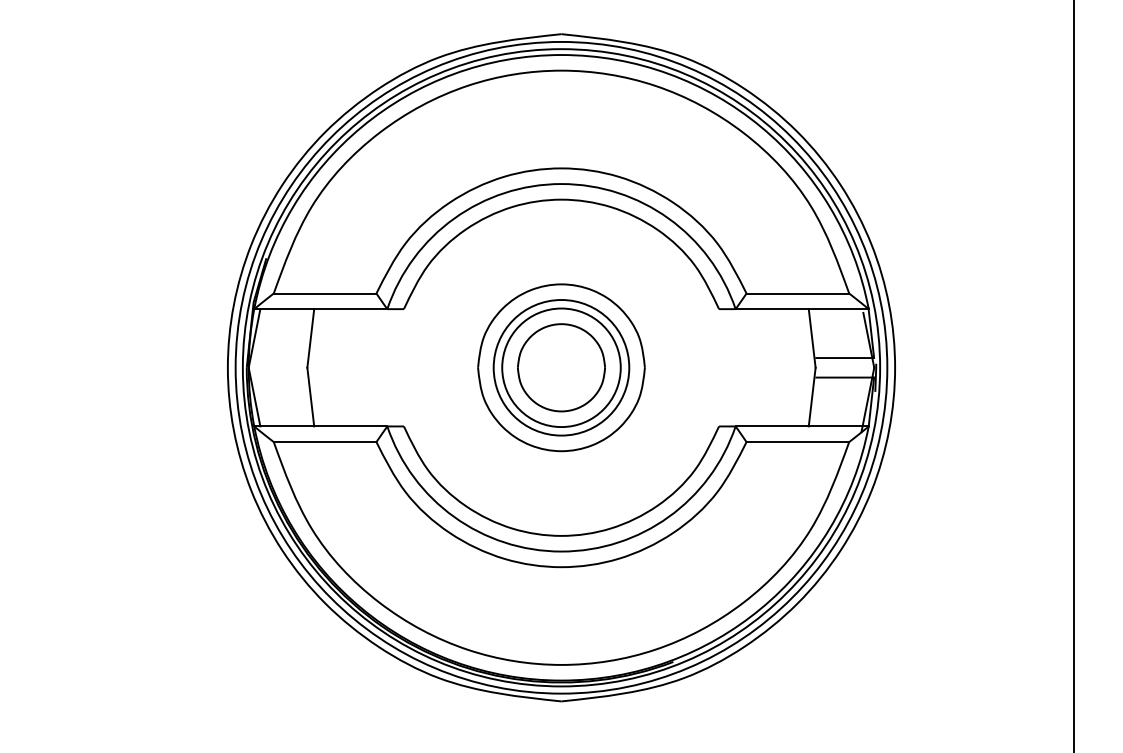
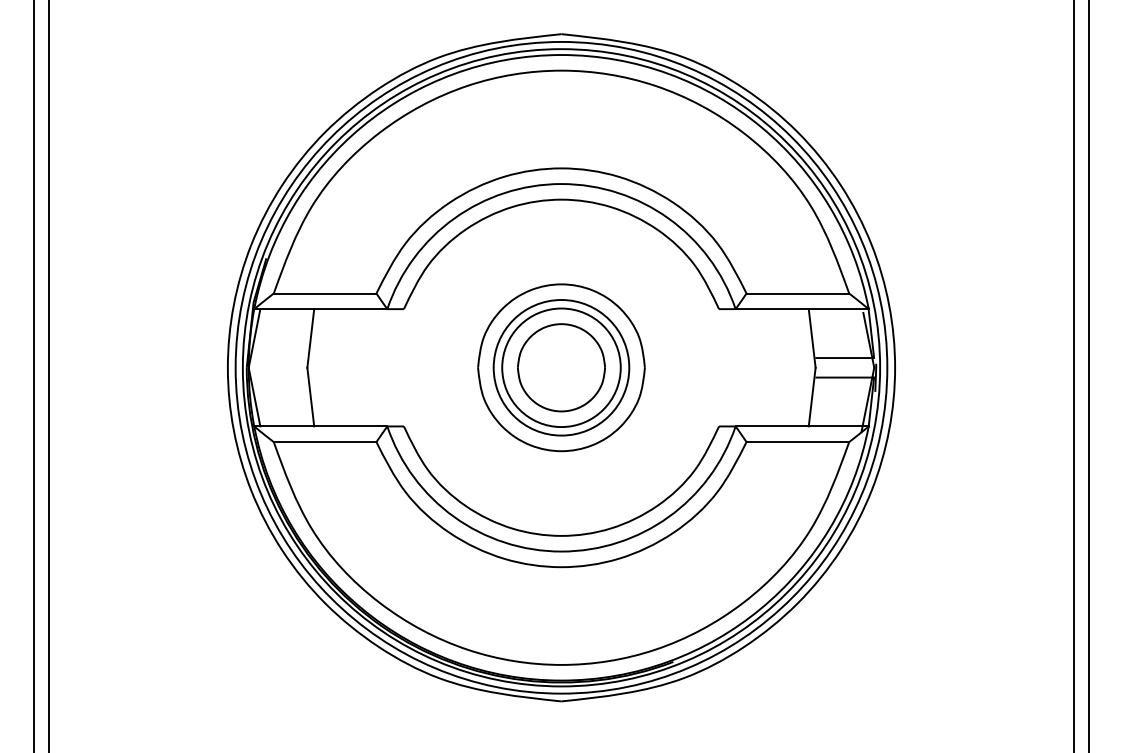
line: none -> present (33, 375)
line: none -> present (49, 375)
line: none -> present (1089, 375)
